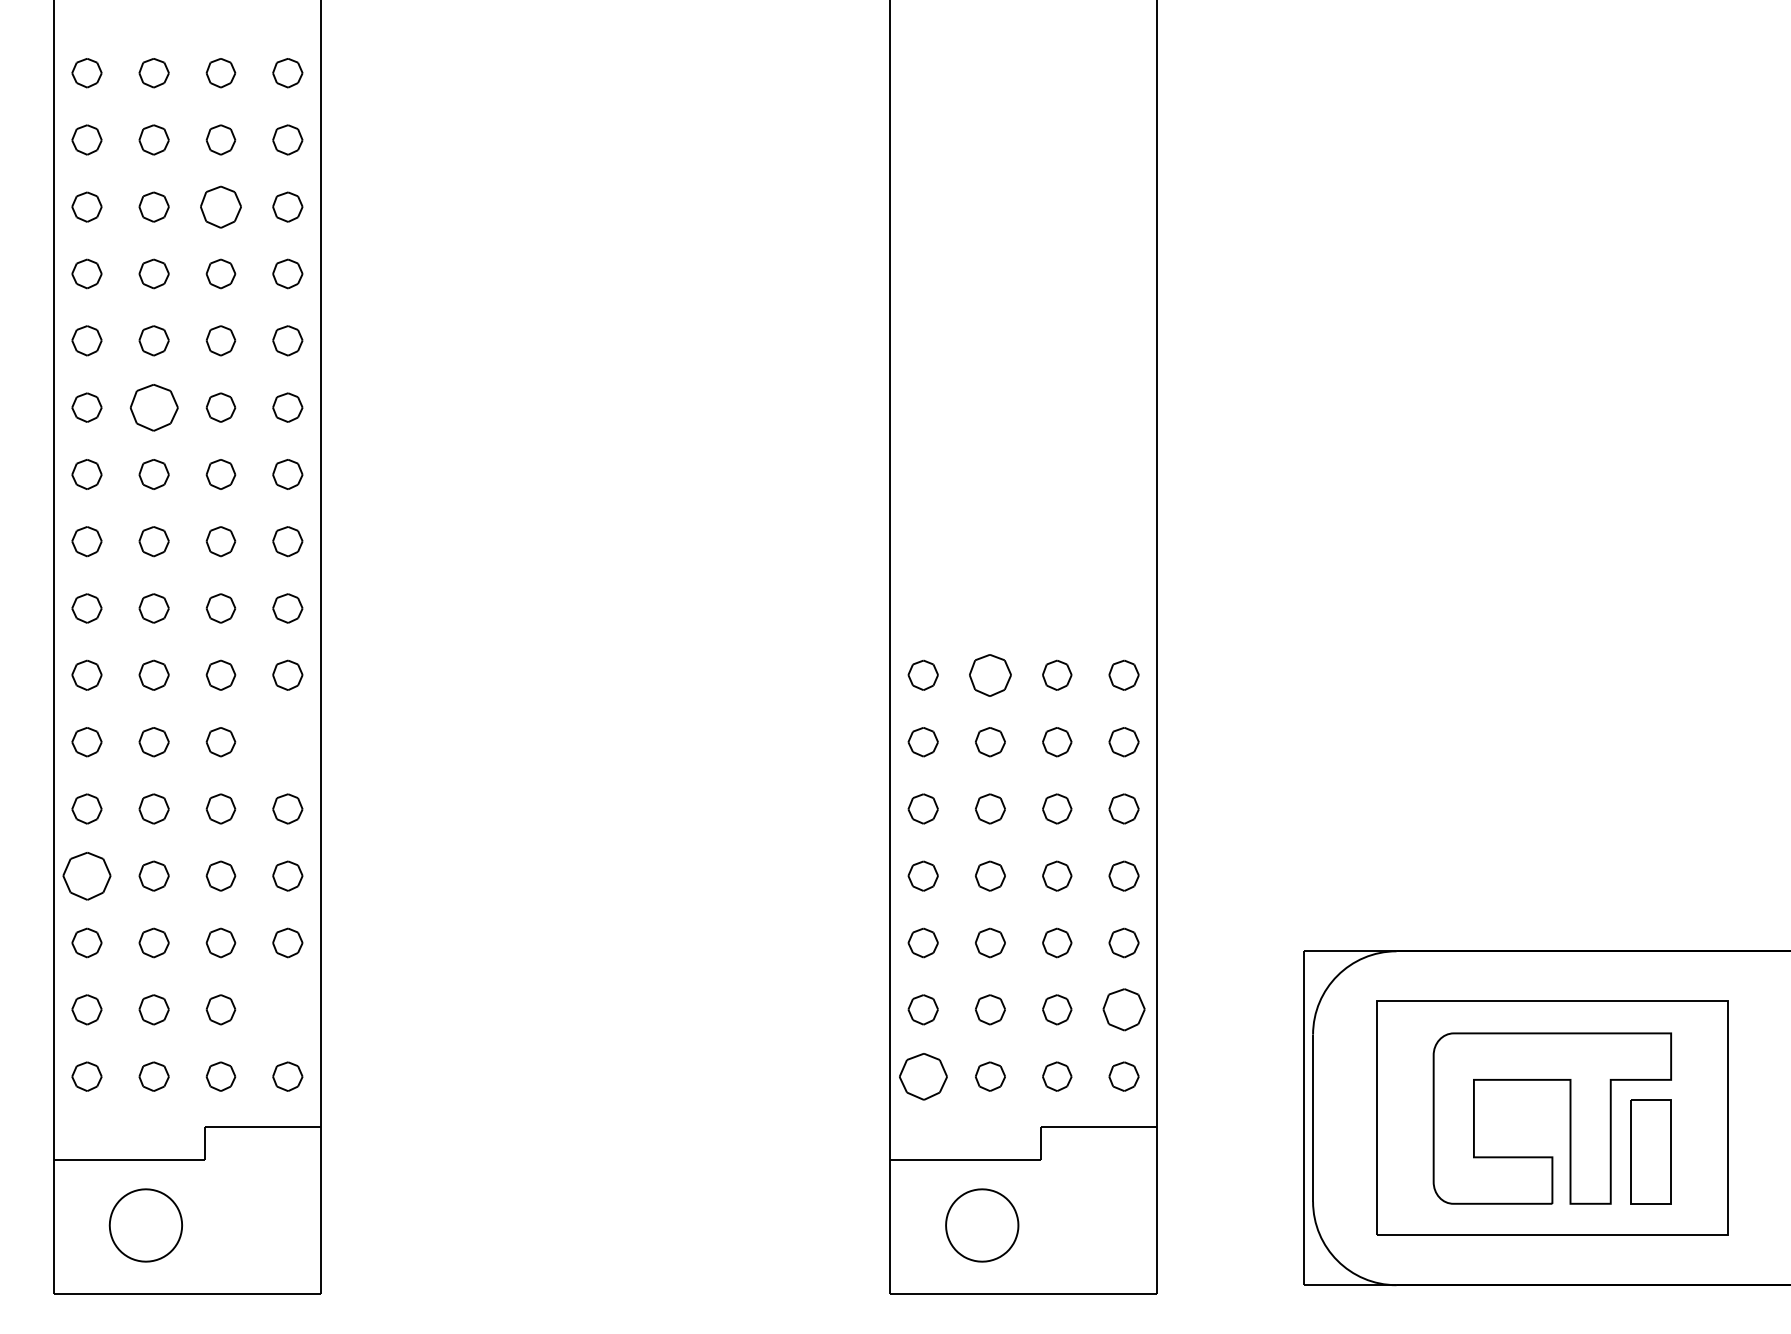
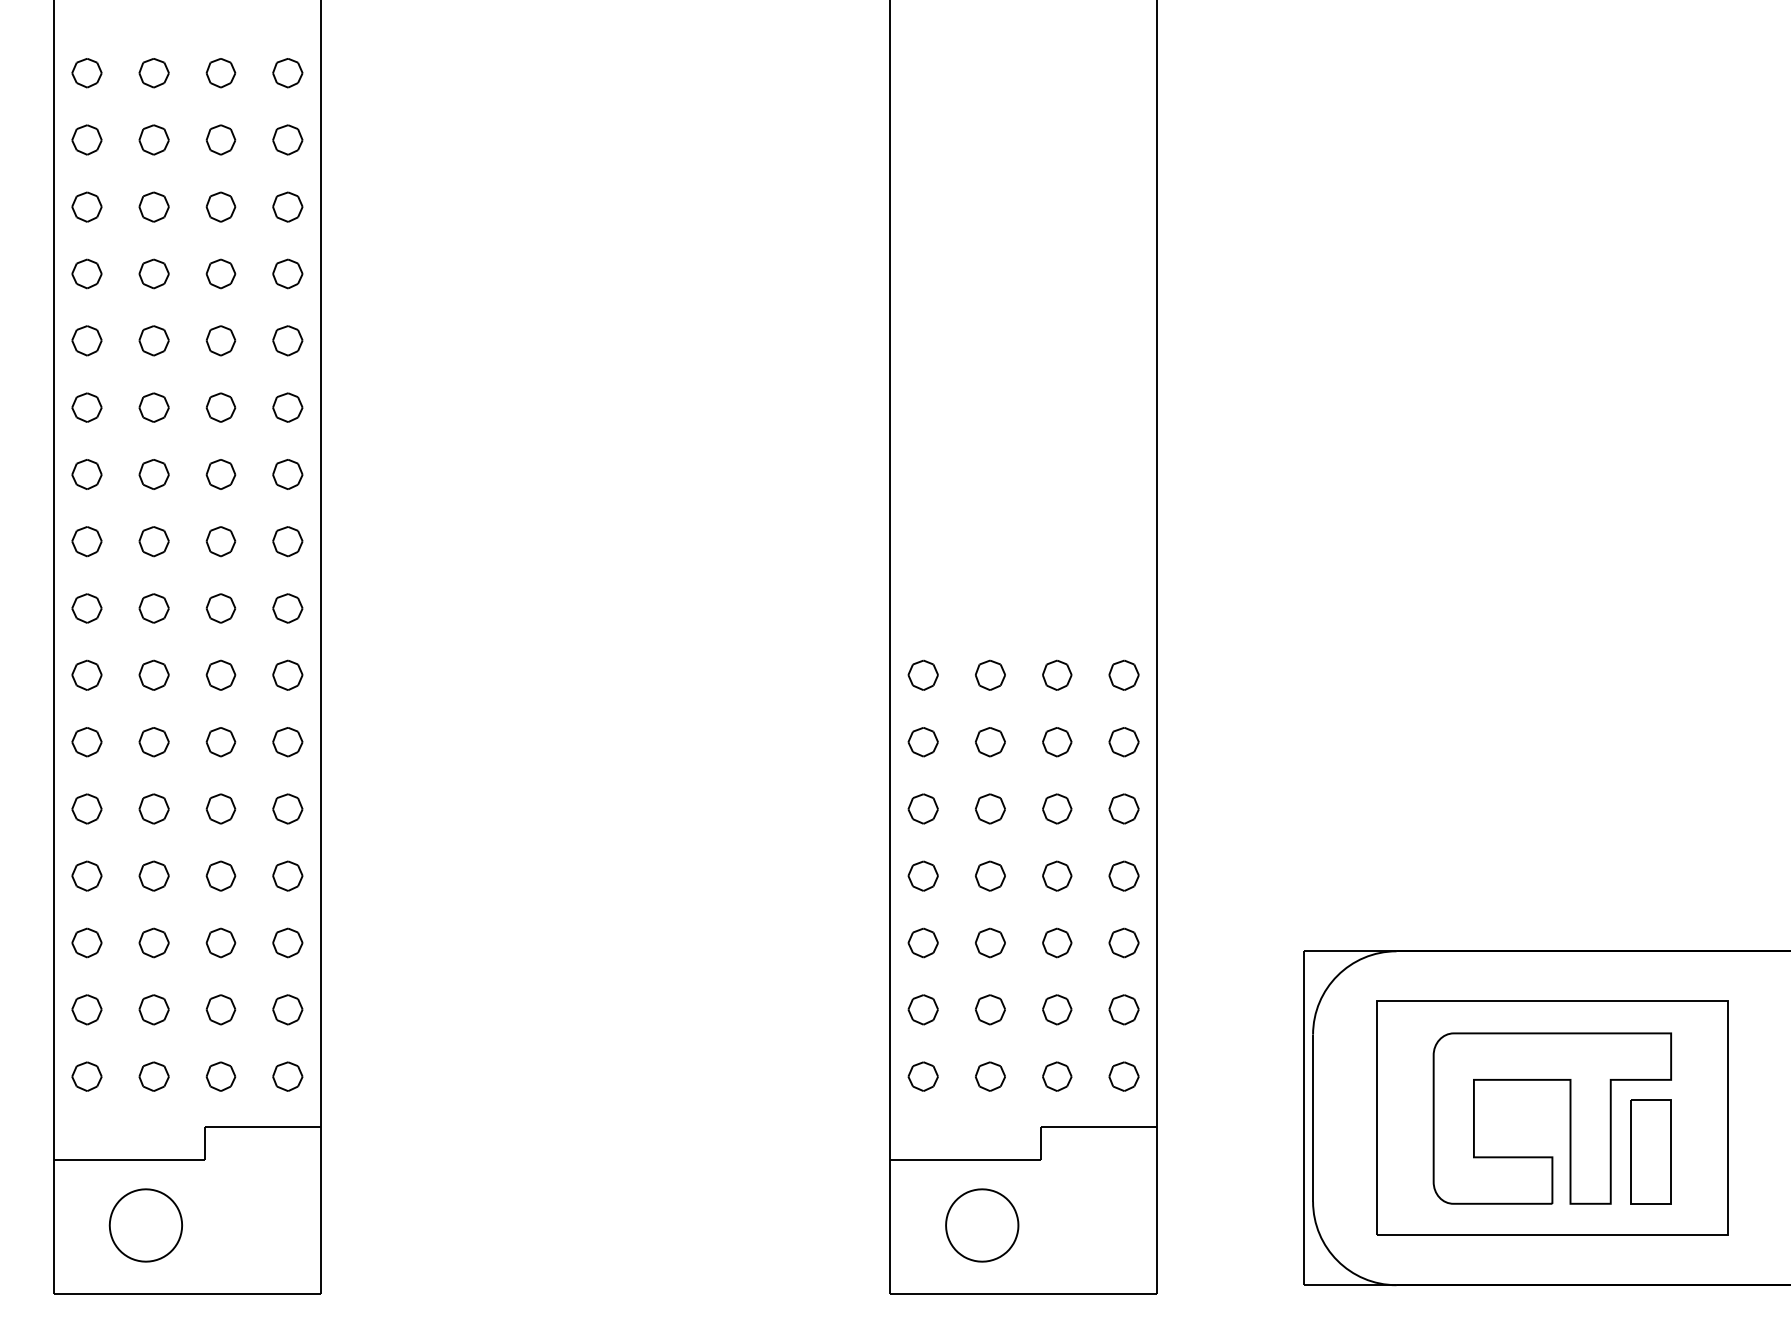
part size: 42x44 px -> 32x32 px (220, 206)
part size: 50x48 px -> 32x31 px (153, 407)
part size: 43x43 px -> 31x32 px (990, 674)
part: none -> present (287, 742)
part size: 50x49 px -> 32x32 px (86, 875)
part: none -> present (287, 1009)
part size: 44x44 px -> 32x32 px (1123, 1009)
part size: 49x48 px -> 32x31 px (922, 1076)
